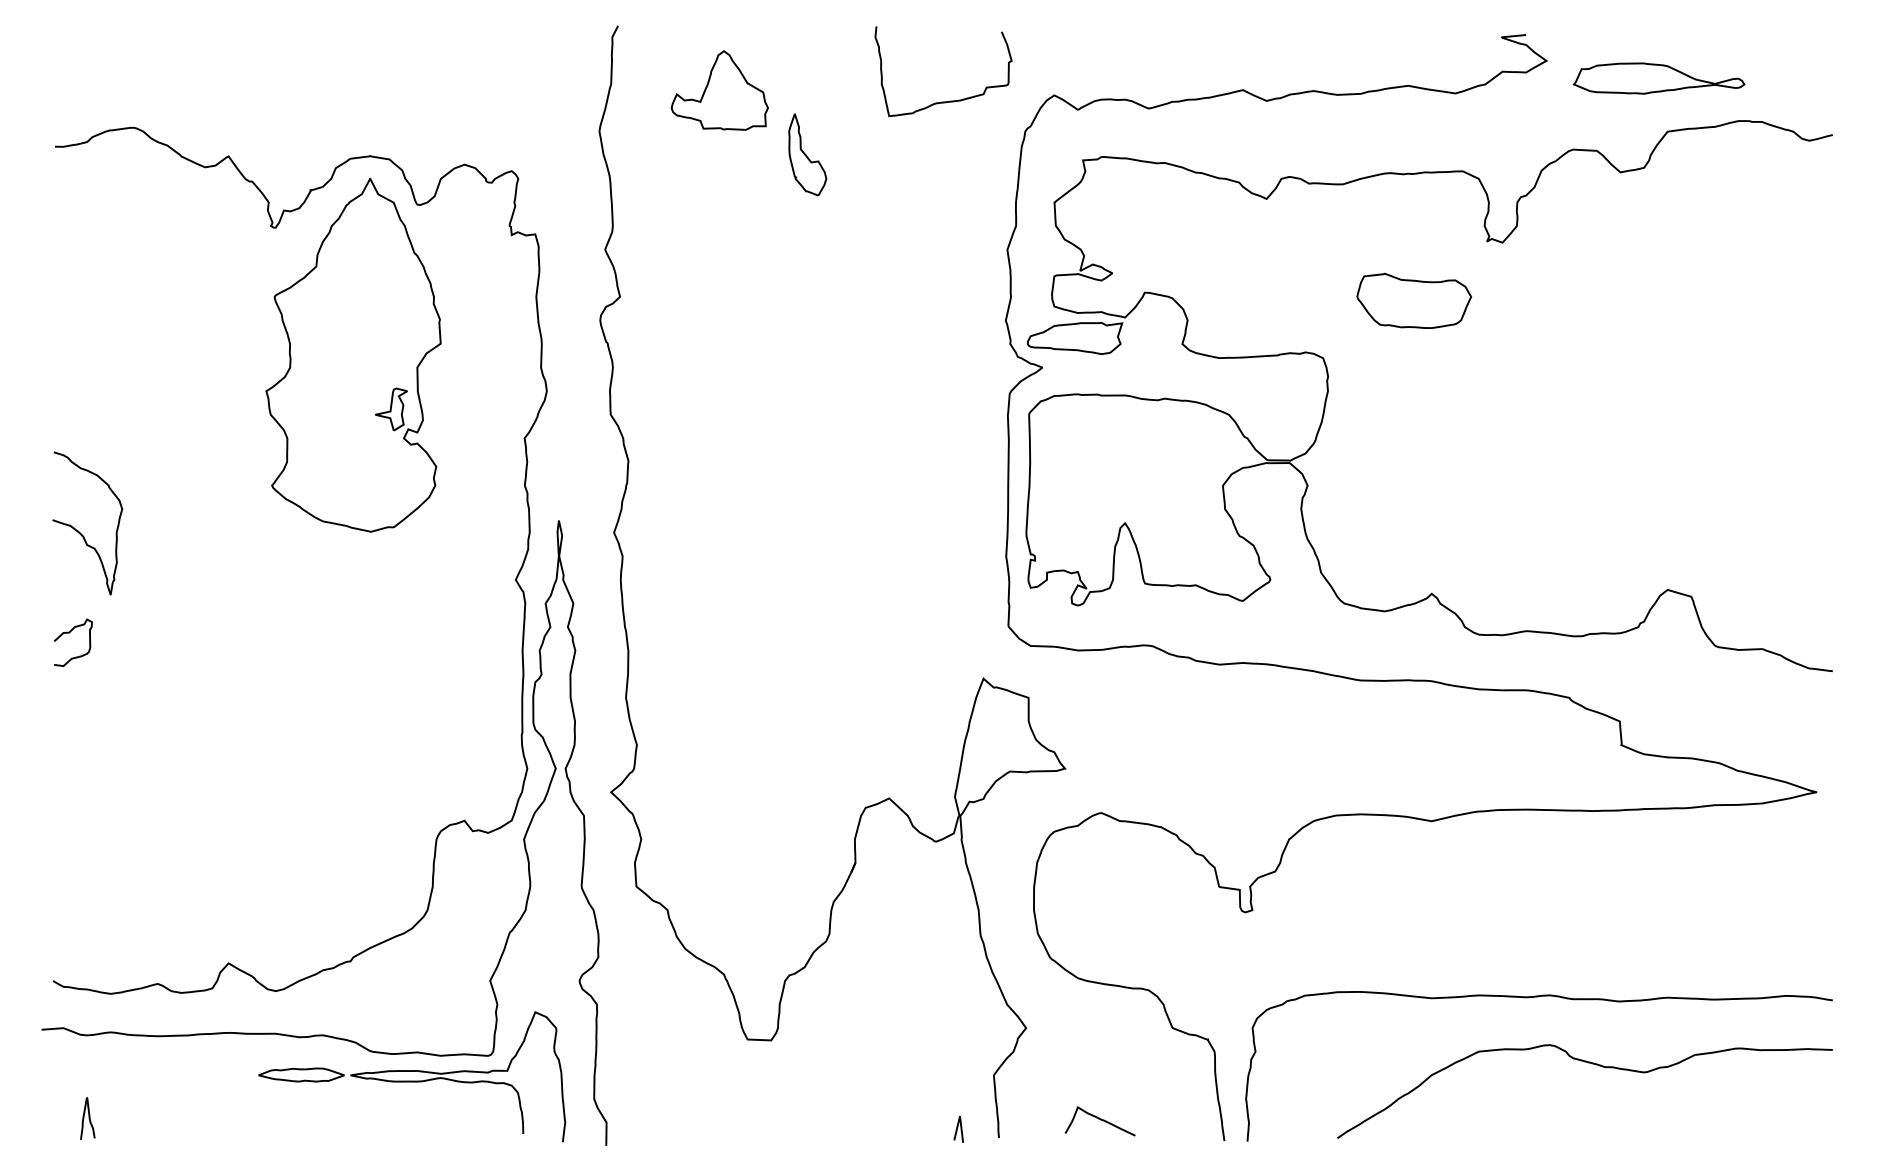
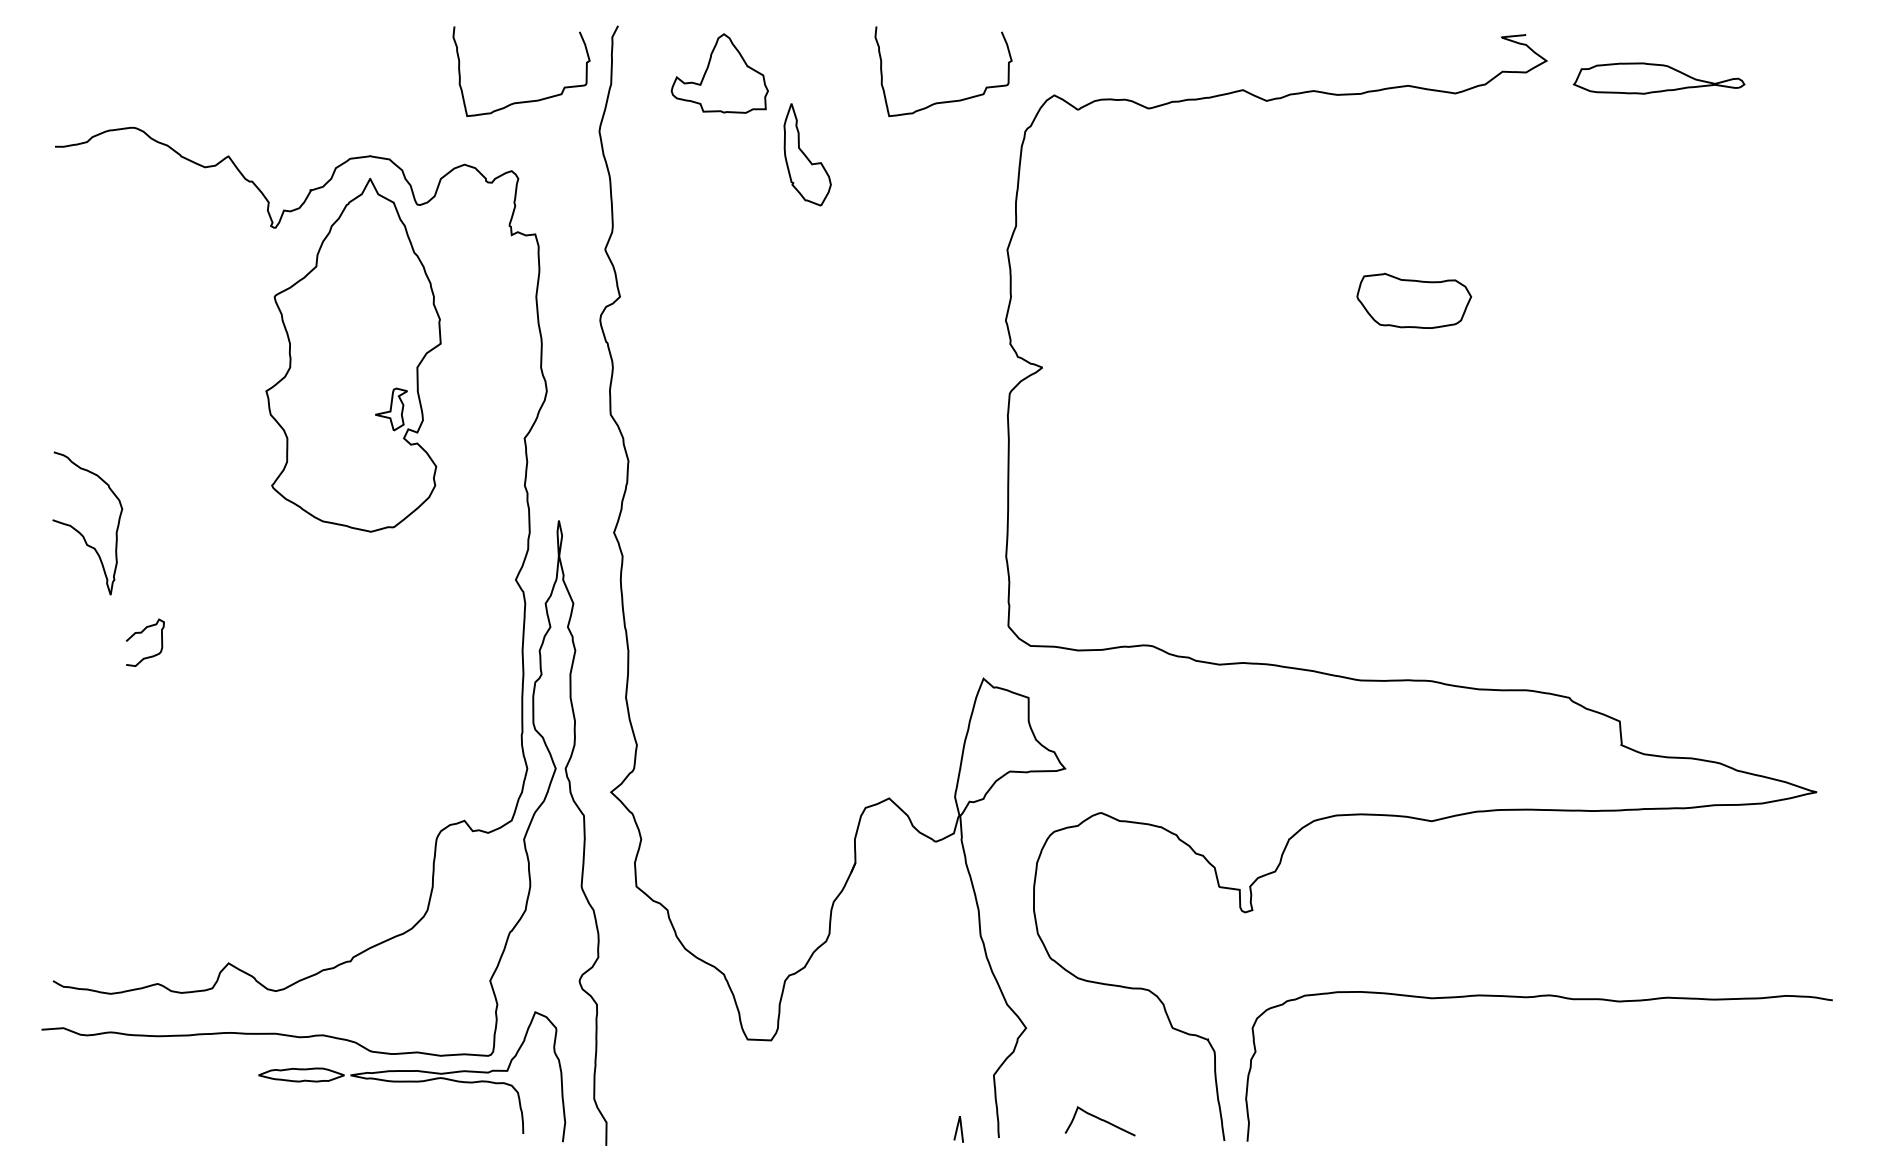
part position: (719, 90) -> (719, 73) (719, 73)
curve: none -> present (527, 100)
part size: 40x84 px -> 49x104 px (807, 154)
part: present -> none (1328, 394)
curve position: (69, 633) -> (141, 633) (141, 633)
curve: present -> none (1592, 1064)
curve: present -> none (88, 1118)
